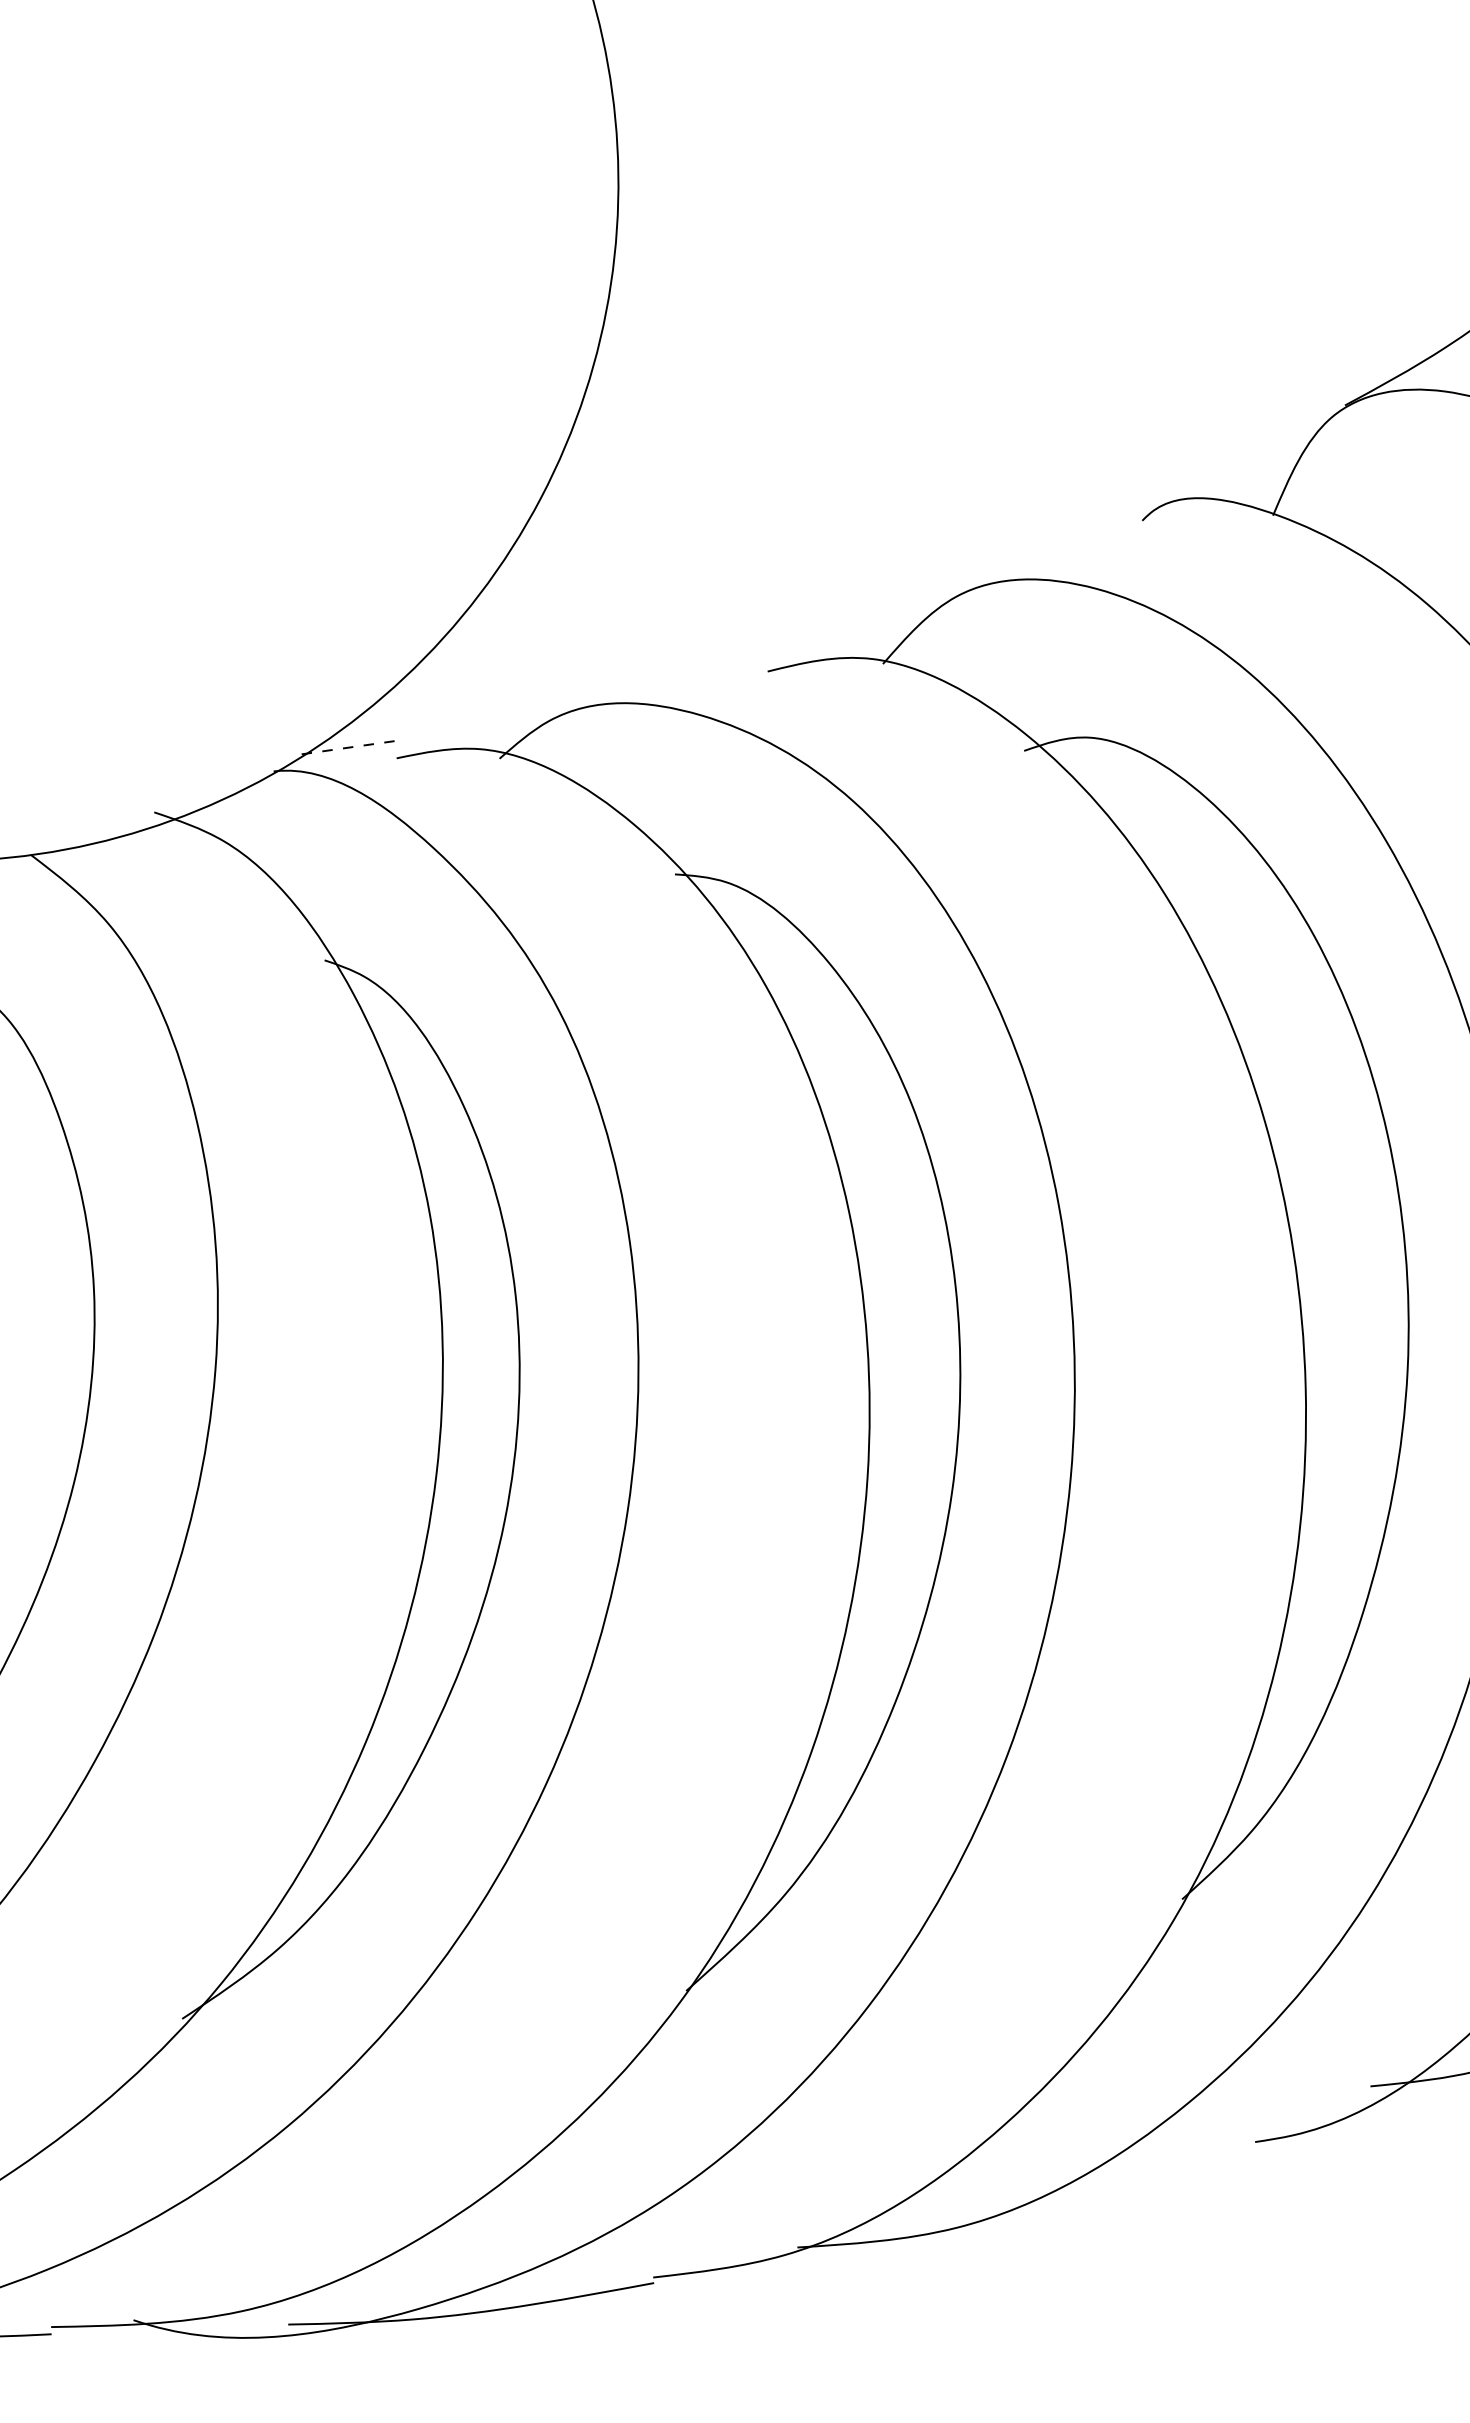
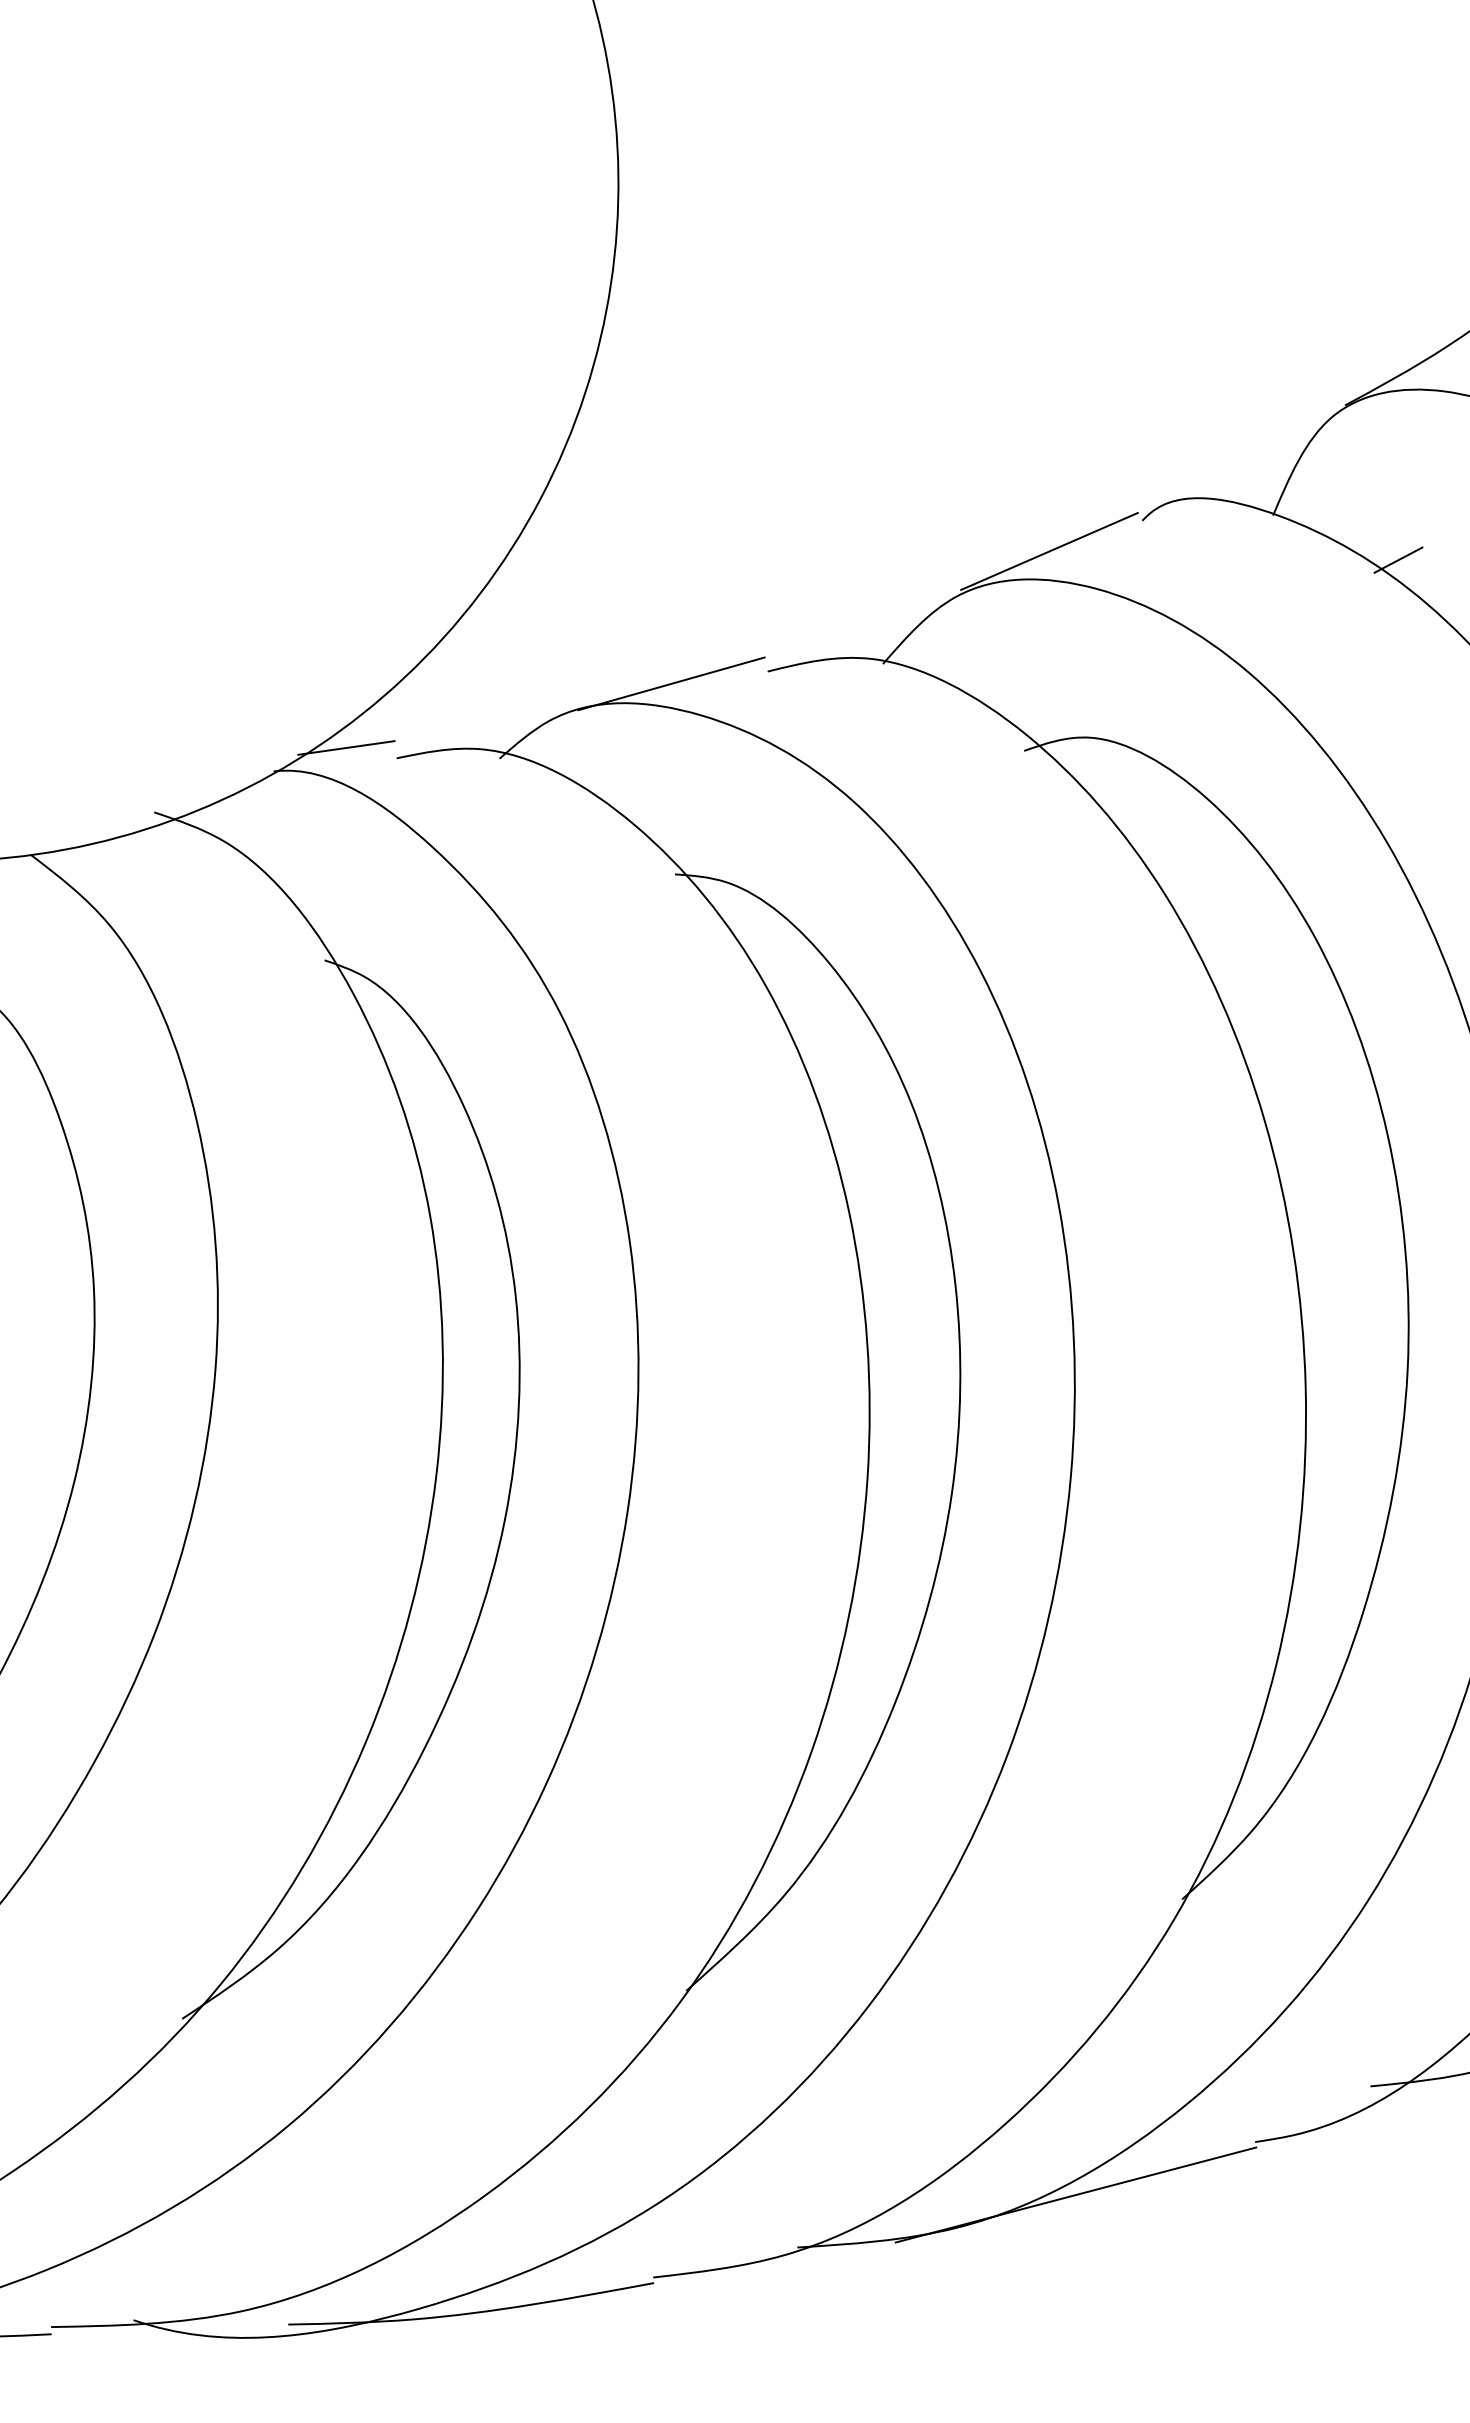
line: none -> present (1049, 551)
line: none -> present (1398, 559)
line: none -> present (671, 683)
line: dashed -> solid (346, 747)
line: none -> present (1075, 2194)
